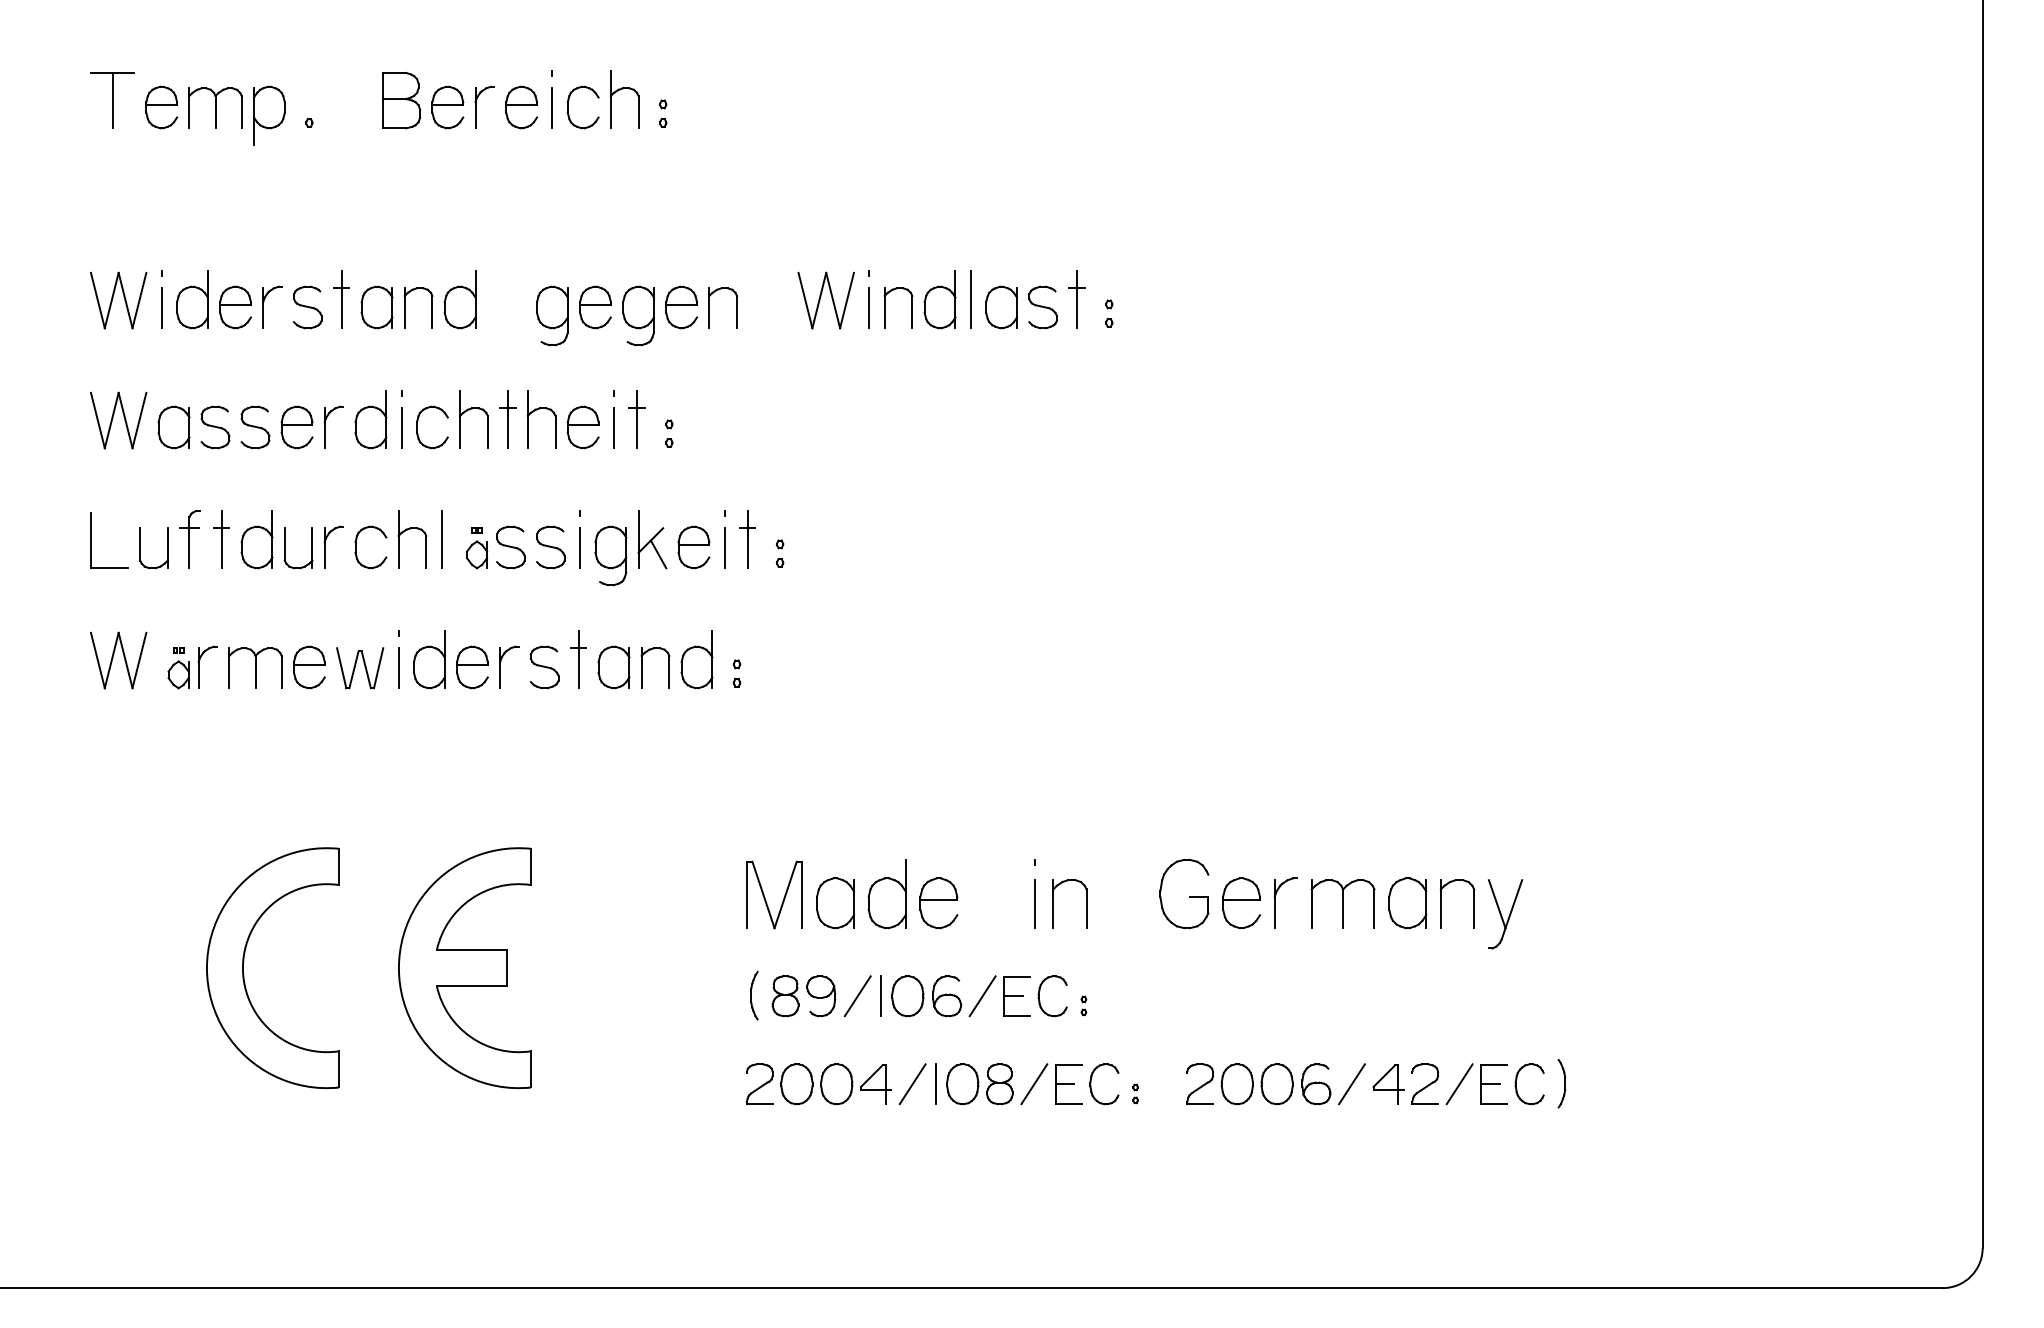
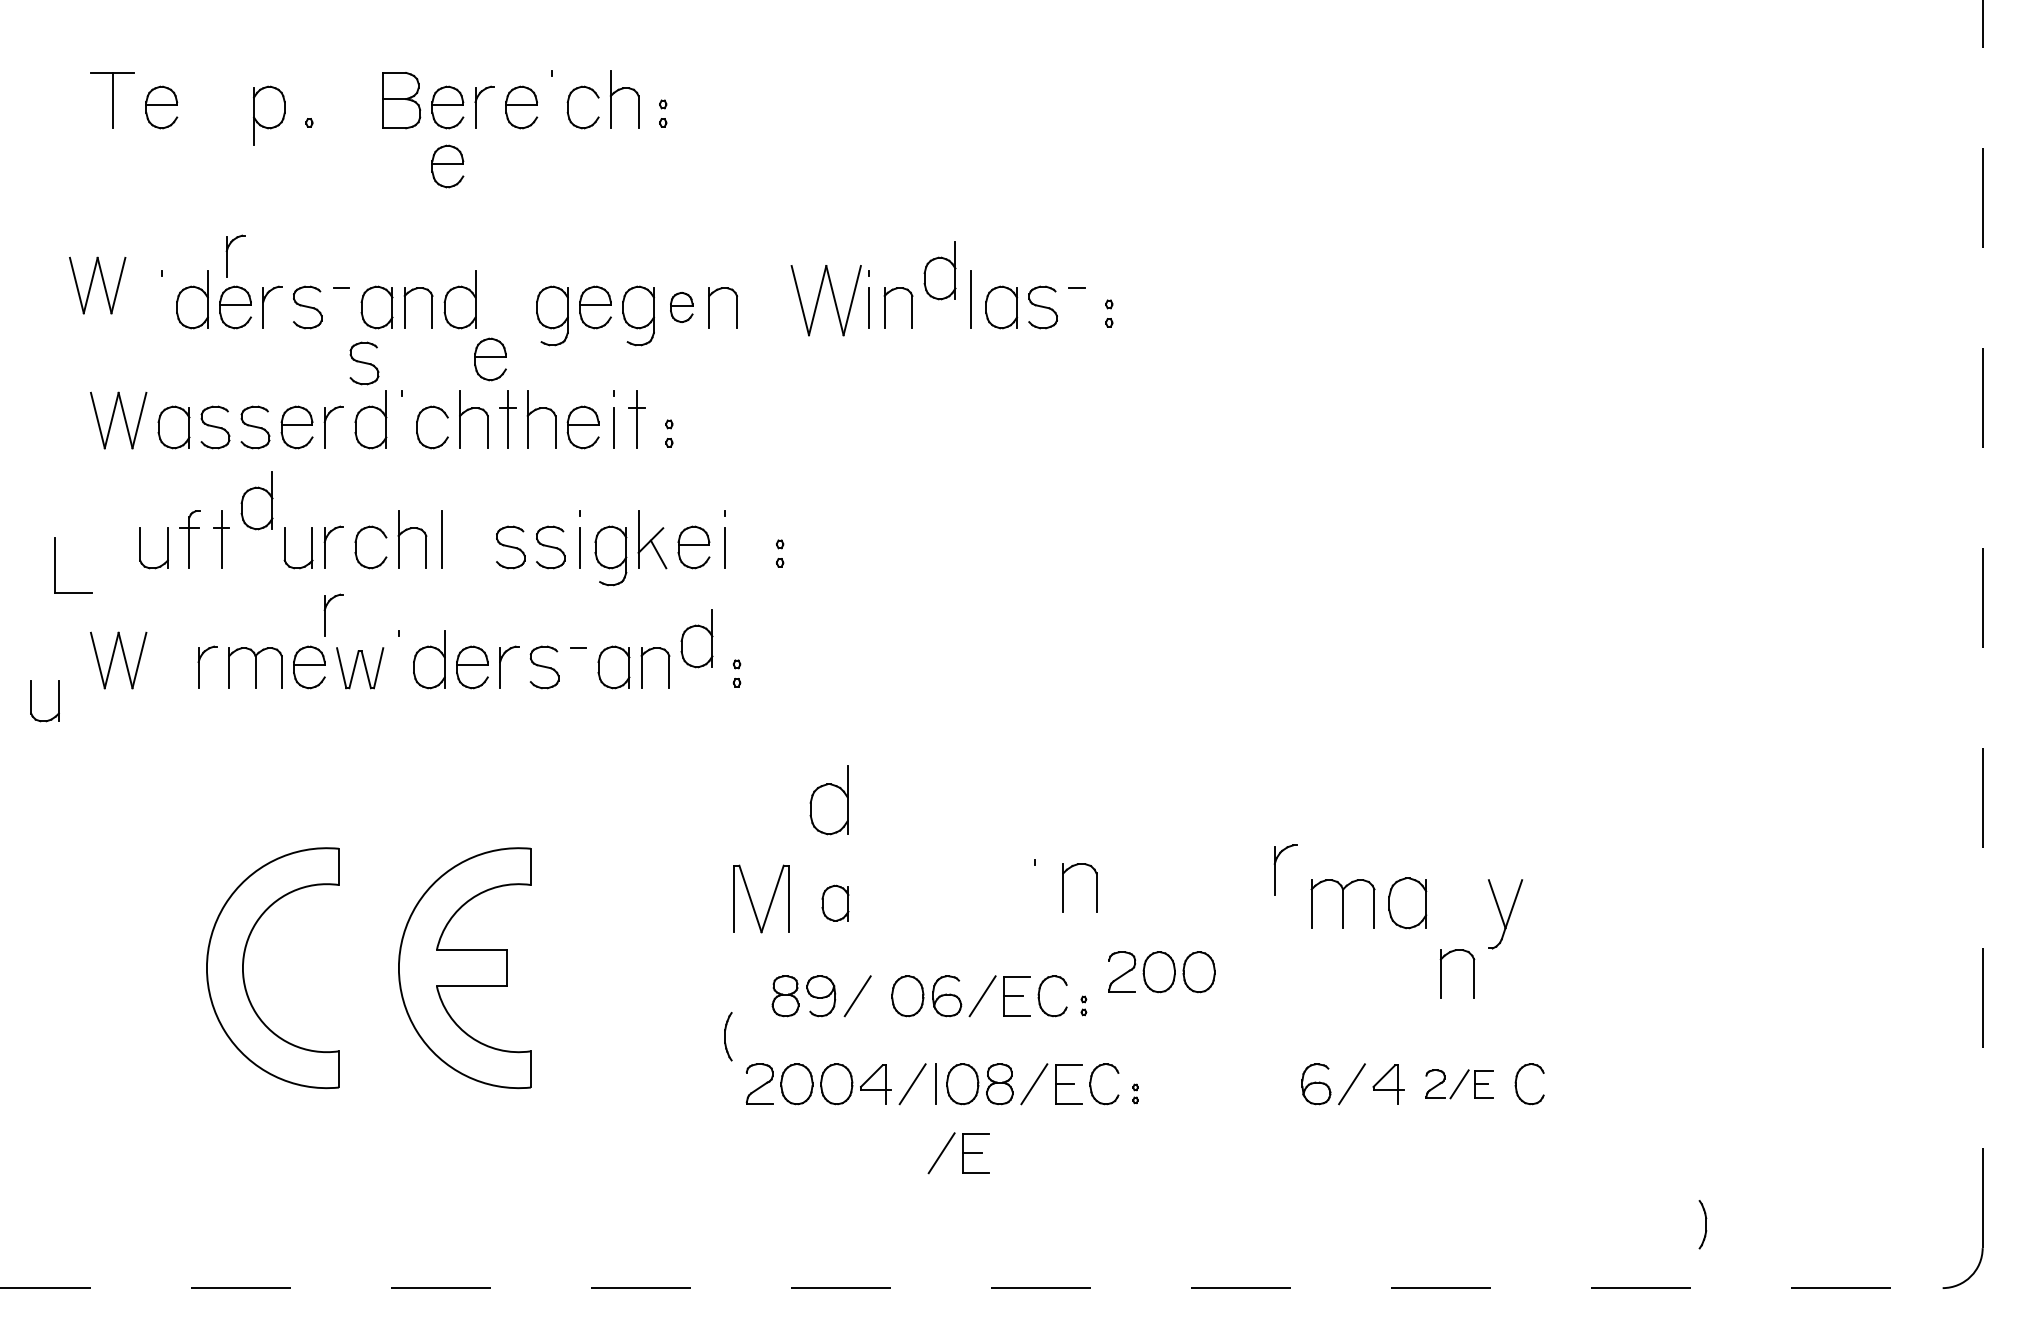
part: present -> none (215, 107)
line: present -> none (552, 108)
part: none -> present (447, 166)
part: none -> present (227, 255)
line: present -> none (341, 299)
part position: (939, 299) -> (939, 270) (939, 270)
line: present -> none (1076, 299)
part position: (118, 300) -> (97, 285) (97, 285)
part size: 58x59 px -> 72x72 px (825, 300)
part size: 34x45 px -> 24x31 px (681, 307)
line: present -> none (161, 308)
part: none -> present (490, 359)
part: none -> present (364, 363)
line: present -> none (401, 427)
part position: (256, 539) -> (256, 500) (256, 500)
part: present -> none (747, 539)
part position: (91, 540) -> (55, 565) (55, 565)
part: present -> none (477, 548)
part: none -> present (325, 614)
line: solid -> dashed (1982, 624)
line: present -> none (578, 659)
part position: (696, 659) -> (696, 638) (696, 638)
part: present -> none (178, 668)
line: present -> none (398, 668)
part: none -> present (31, 701)
part: present -> none (1184, 893)
part position: (886, 894) -> (828, 800) (828, 800)
part position: (765, 897) -> (752, 901) (752, 901)
part position: (1275, 902) -> (1275, 869) (1275, 869)
part size: 39x53 px -> 29x38 px (835, 902)
part: present -> none (938, 903)
line: present -> none (1034, 903)
part position: (1053, 903) -> (1063, 887) (1063, 887)
part: present -> none (1241, 903)
part position: (1441, 903) -> (1441, 973) (1441, 973)
part position: (754, 995) -> (728, 1036) (728, 1036)
line: present -> none (881, 996)
part position: (1561, 1083) -> (1702, 1224) (1702, 1224)
part position: (1239, 1084) -> (1161, 972) (1161, 972)
part size: 97x43 px -> 69x31 px (1459, 1084)
part: none -> present (958, 1153)
line: solid -> dashed (971, 1288)
